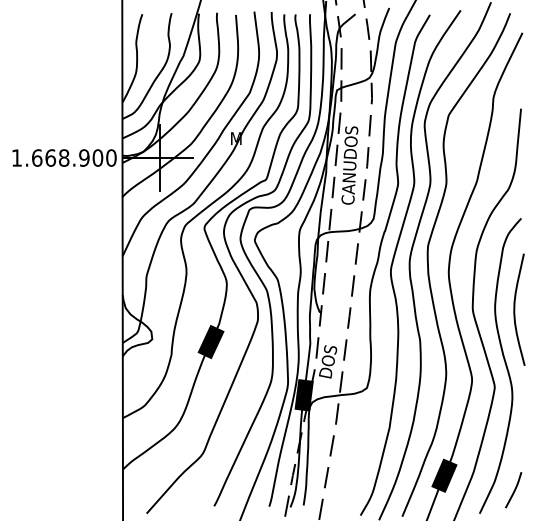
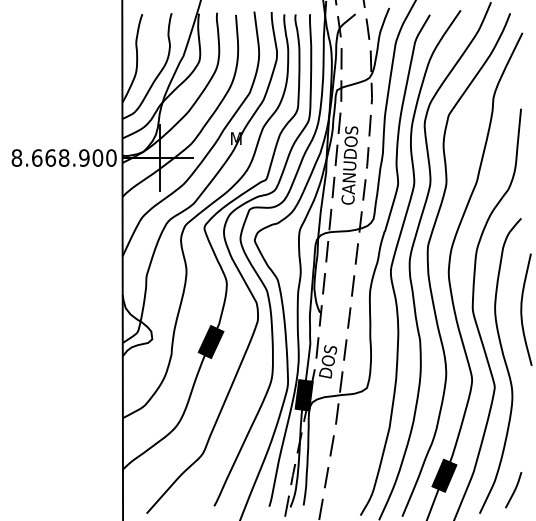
text: 1.668.900 -> 8.668.900 (16, 157)
curve position: (515, 309) -> (522, 309) (522, 309)
